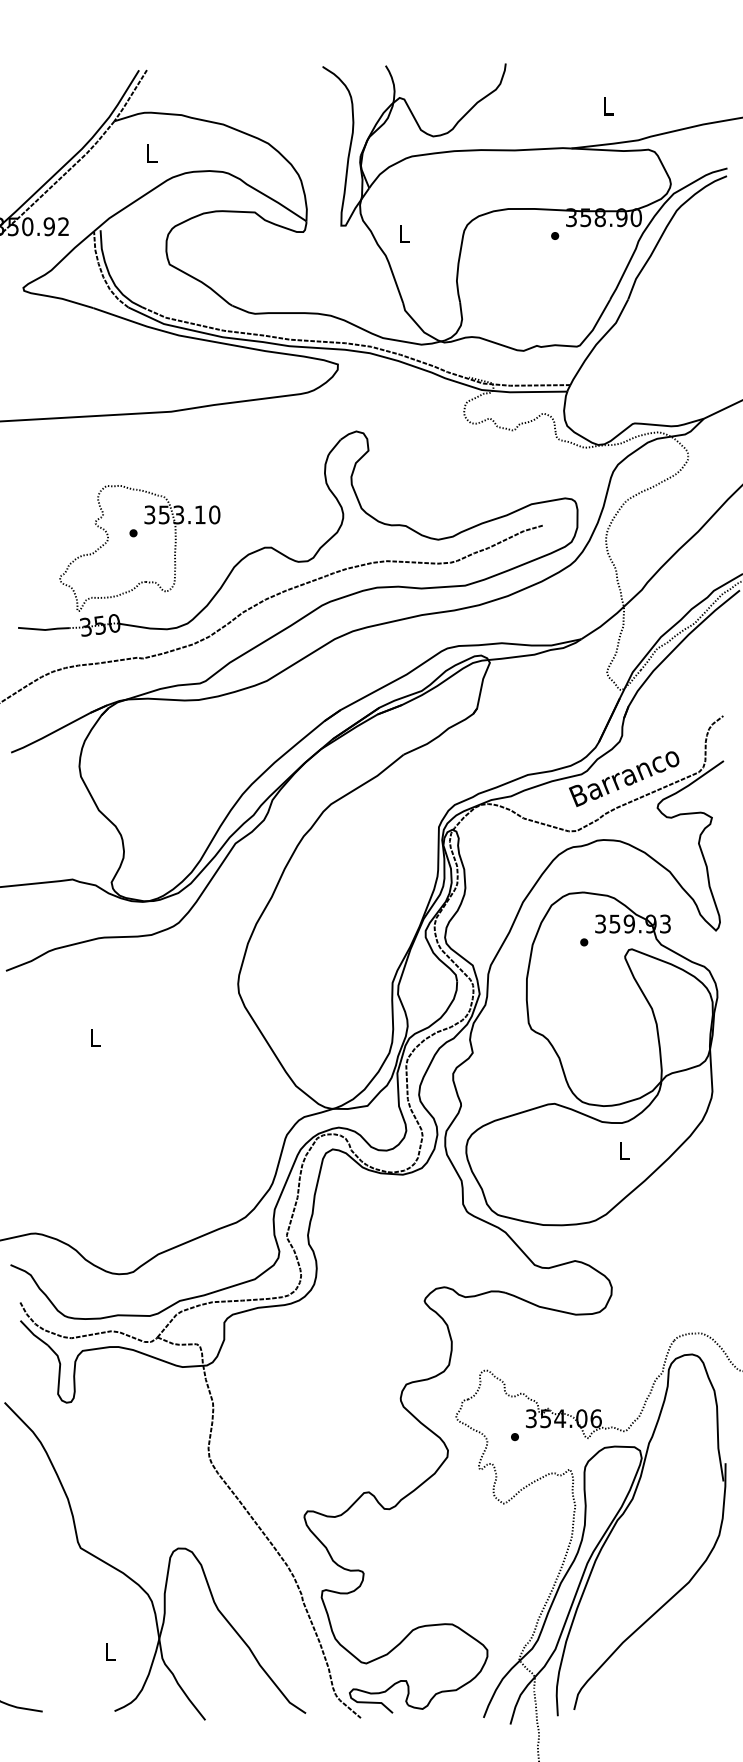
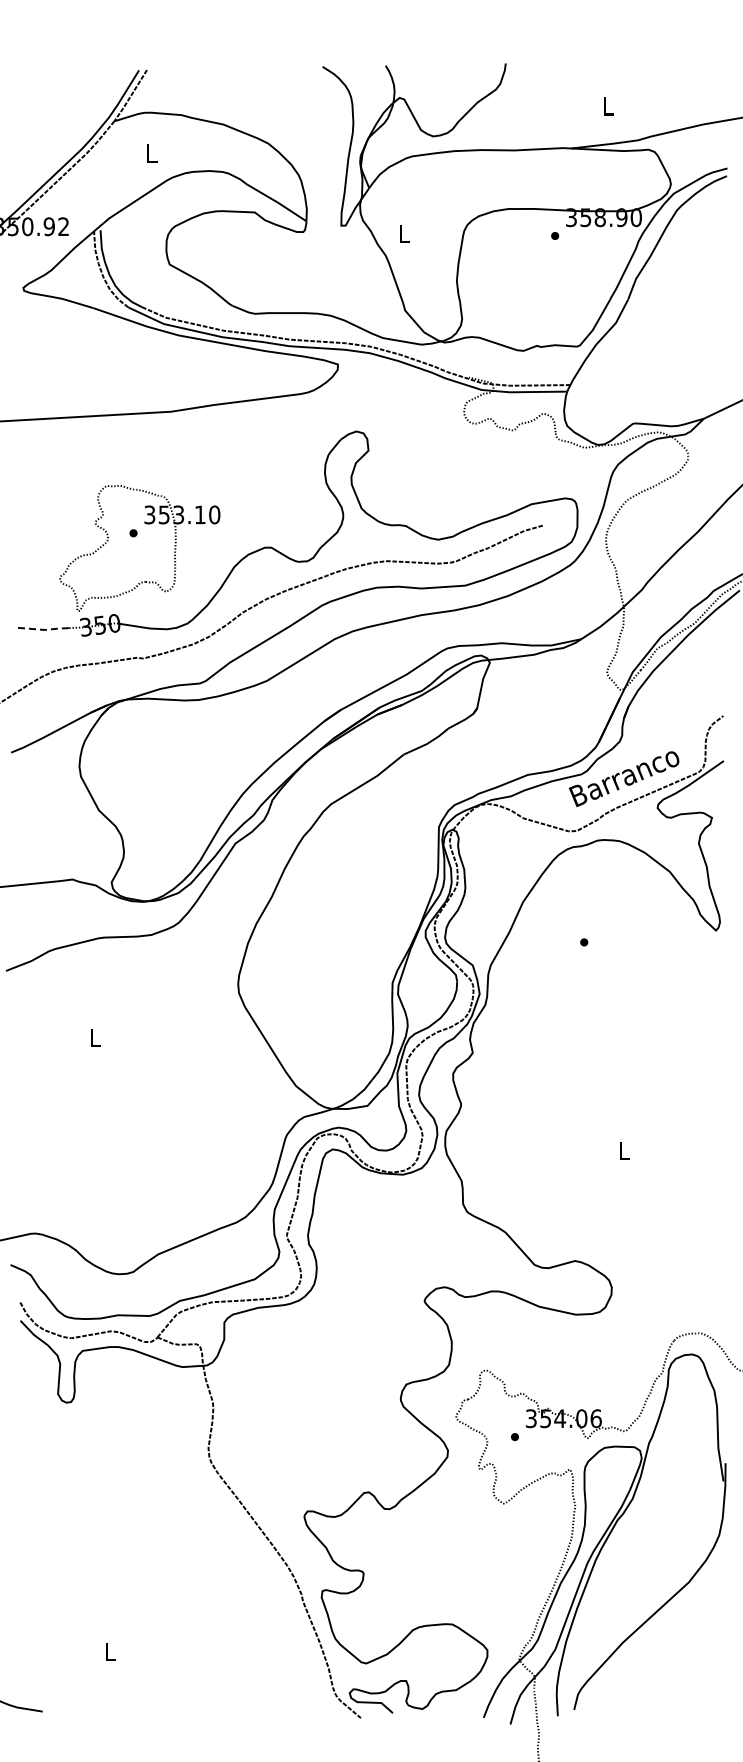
line: solid -> dashed (45, 630)
part: present -> none (591, 1058)
part: present -> none (168, 1561)
